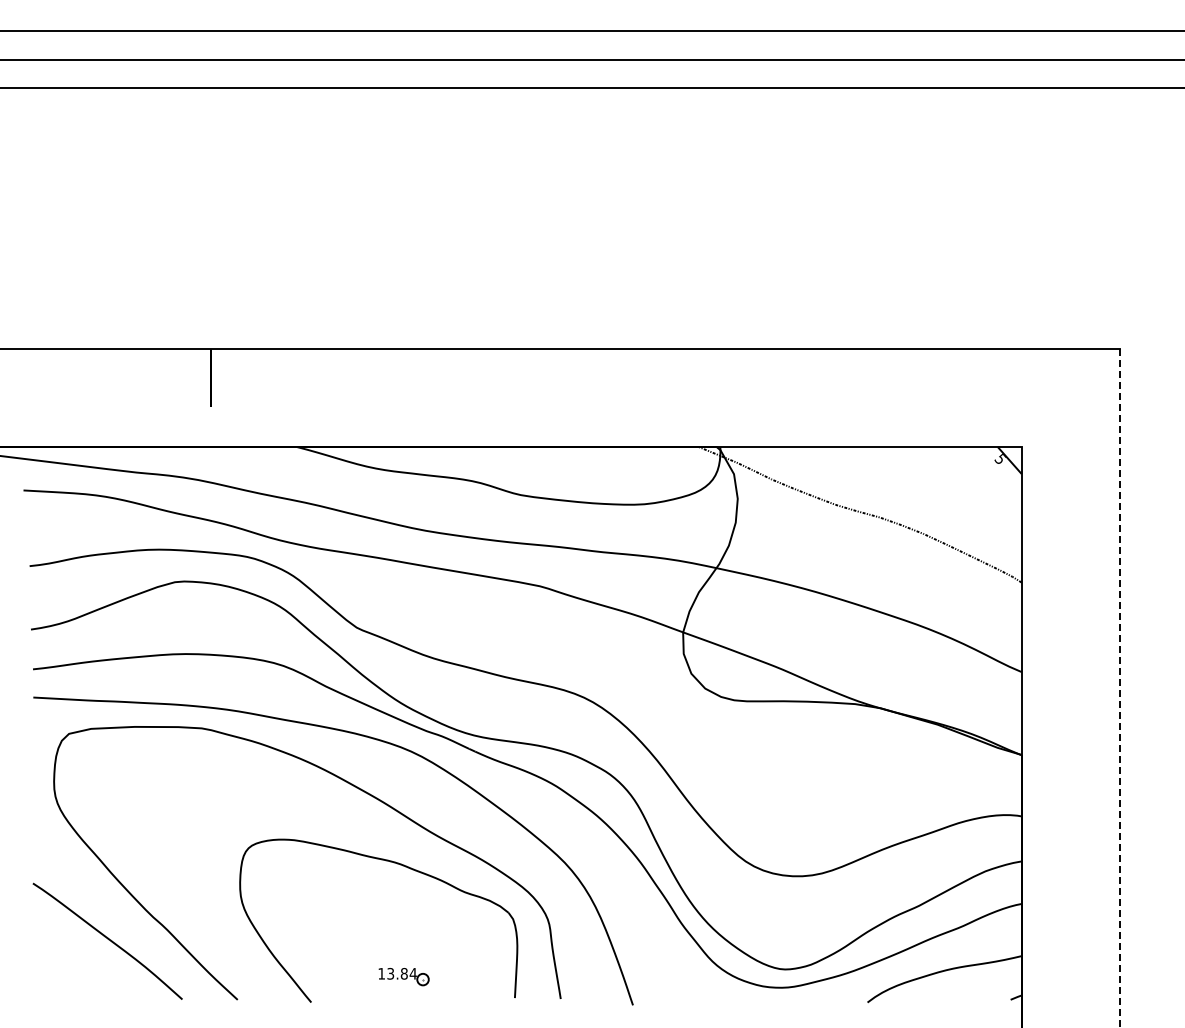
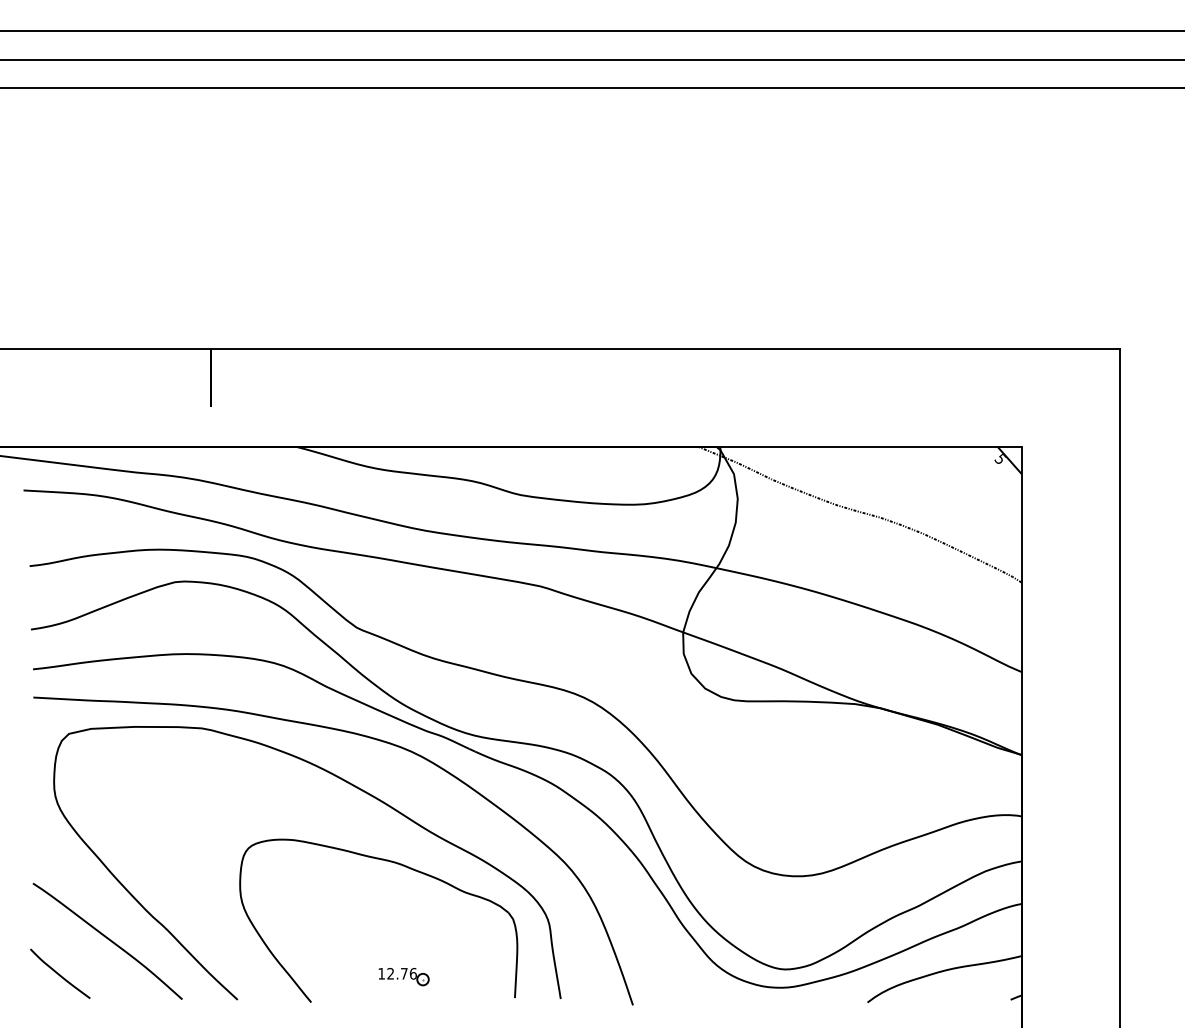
line: dashed -> solid (1119, 688)
curve: none -> present (59, 973)
text: 13.84 -> 12.76 (401, 973)
